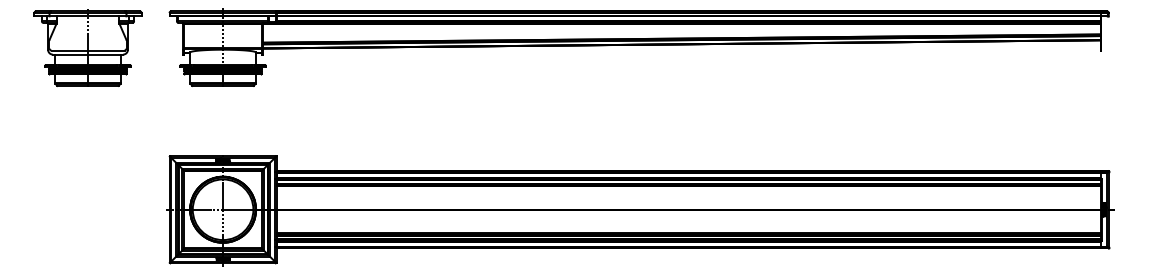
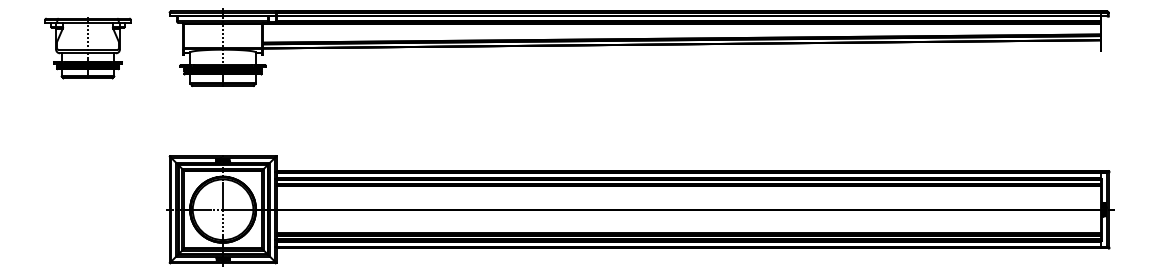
part size: 110x78 px -> 88x63 px (87, 48)
